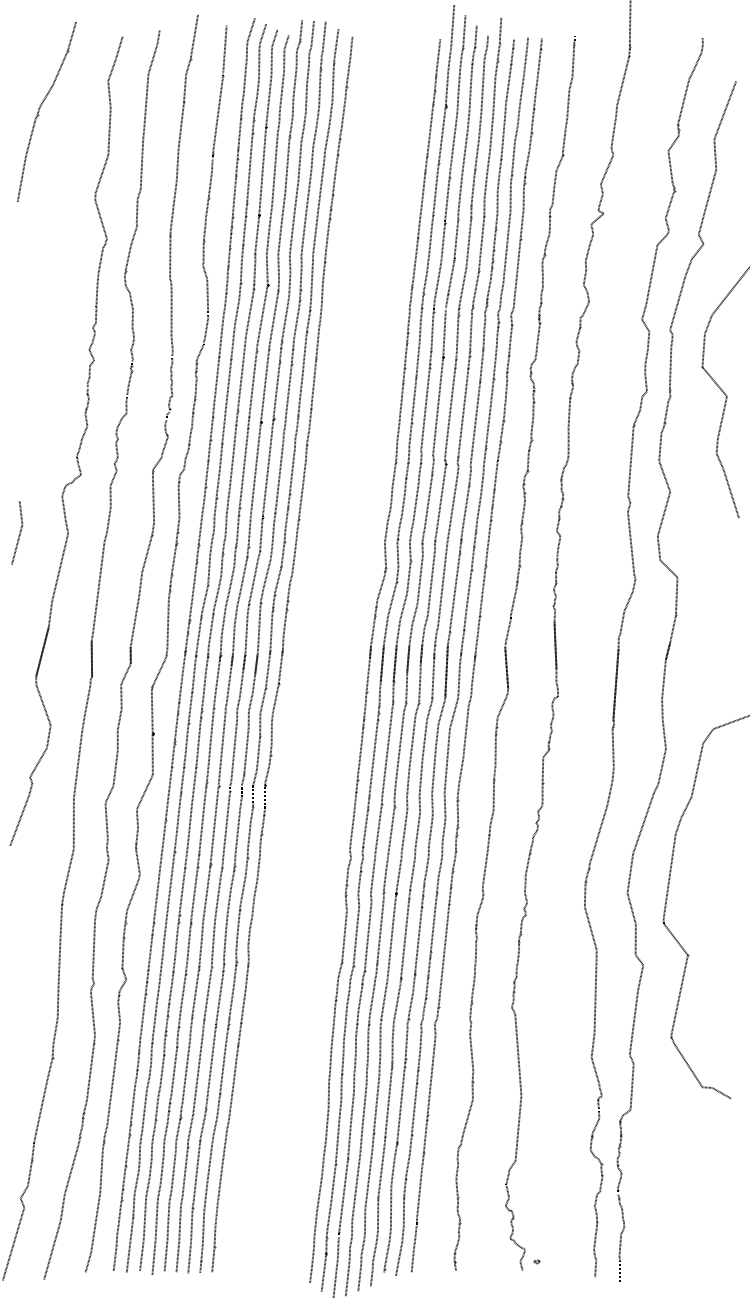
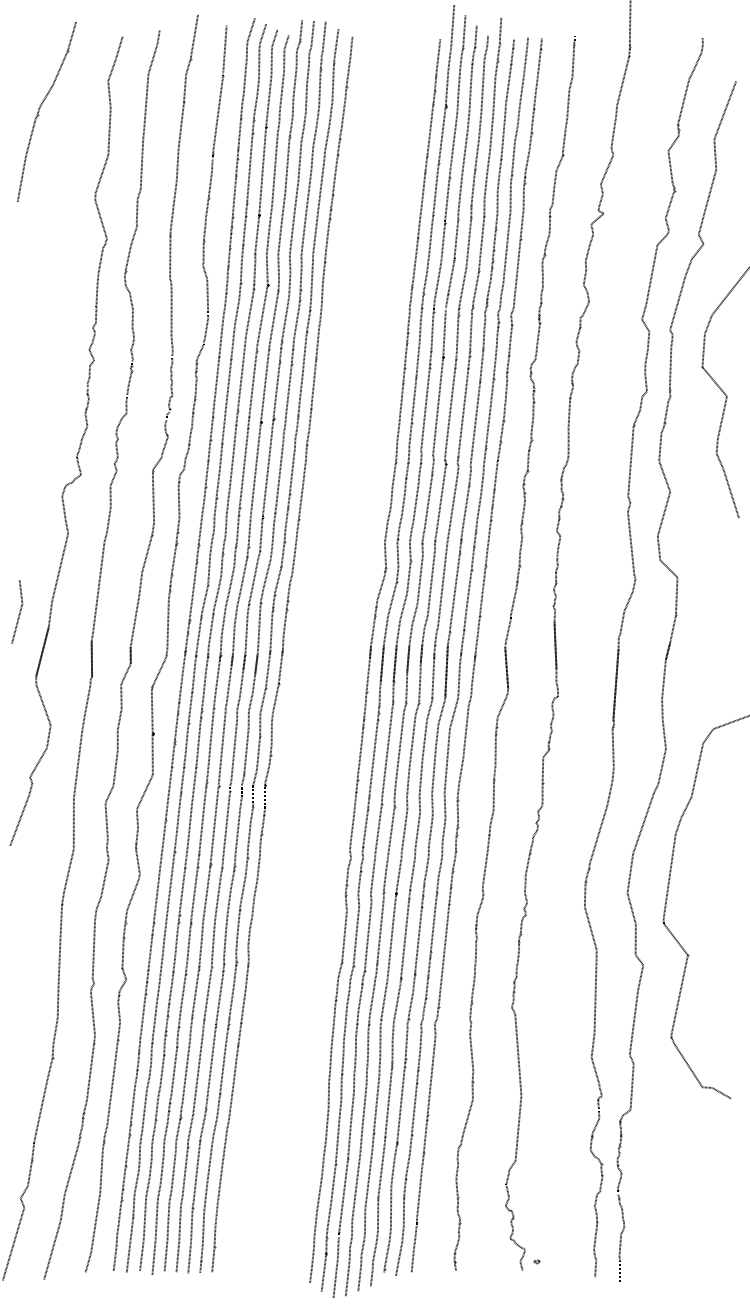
line position: (19, 532) -> (19, 611) (19, 611)
